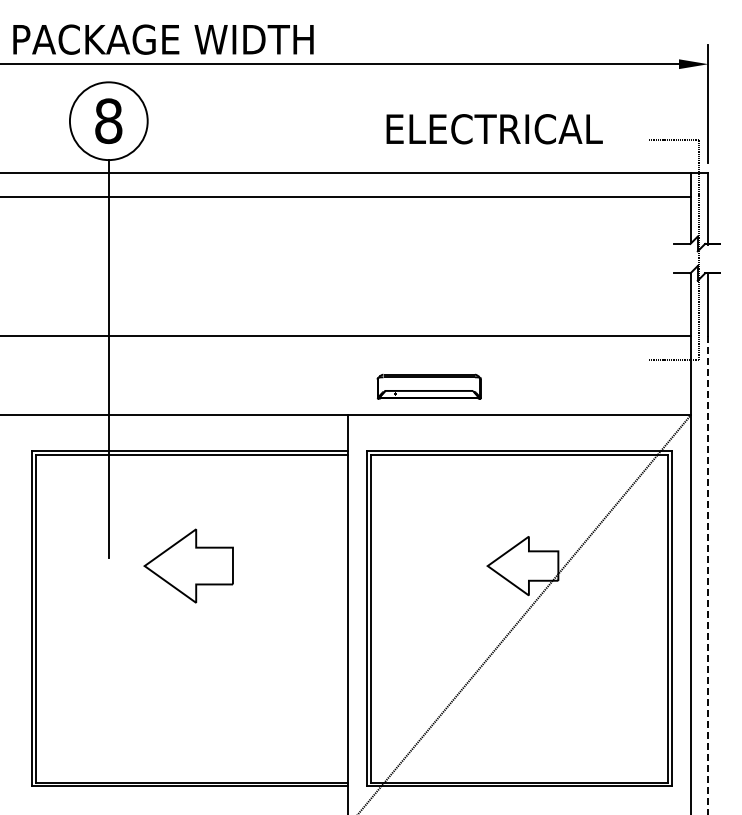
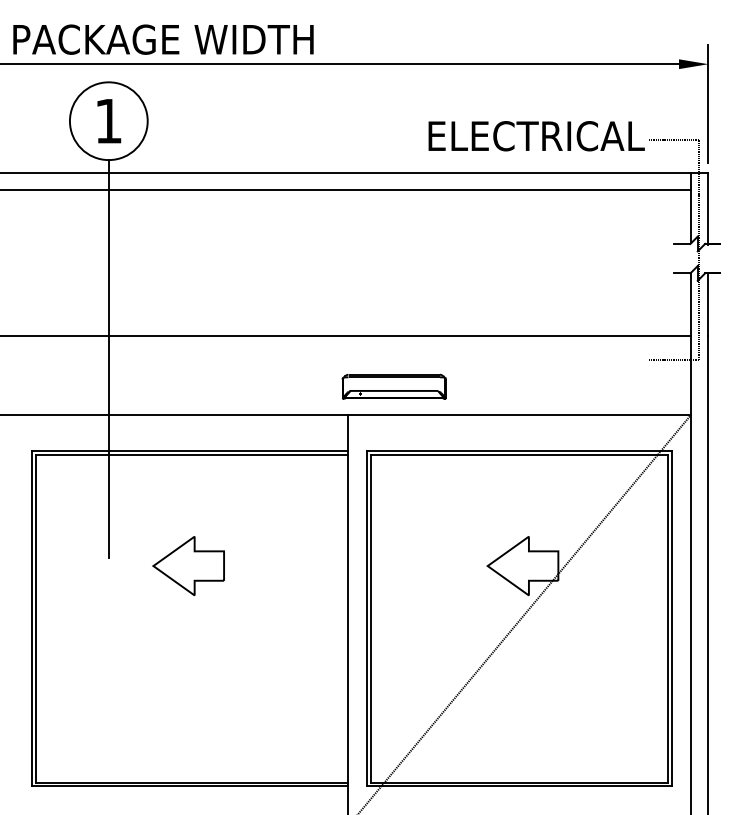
text: 8 -> 1 (108, 121)
text position: (494, 129) -> (536, 136) (536, 136)
line position: (346, 197) -> (346, 190) (346, 190)
part position: (428, 386) -> (393, 386) (393, 386)
part size: 91x76 px -> 73x60 px (188, 565)
line: dashed -> solid (708, 576)
